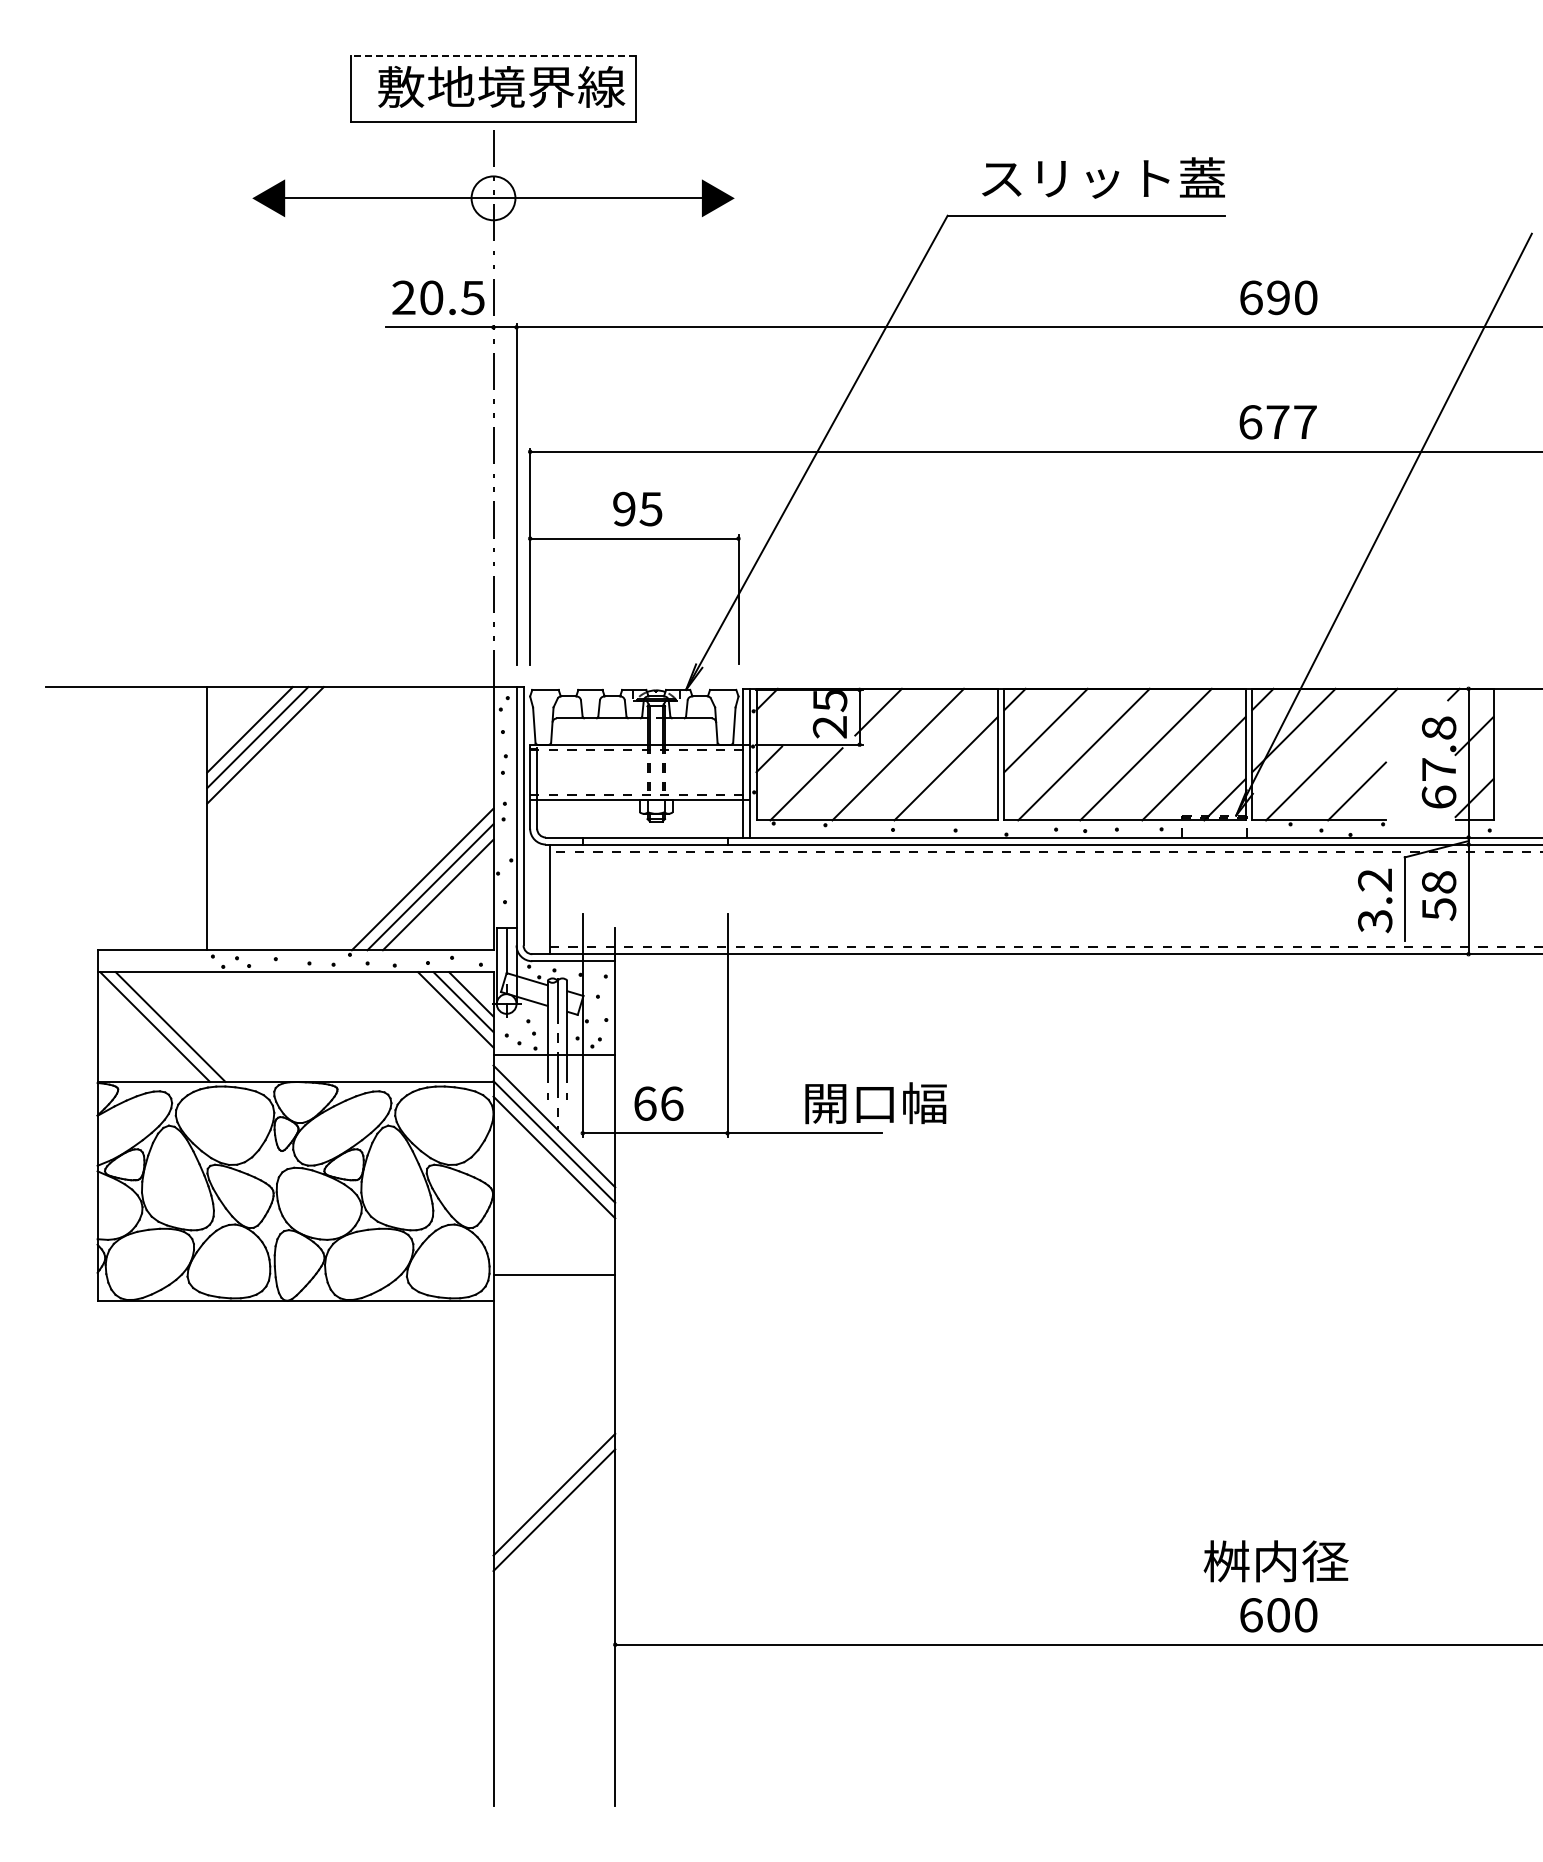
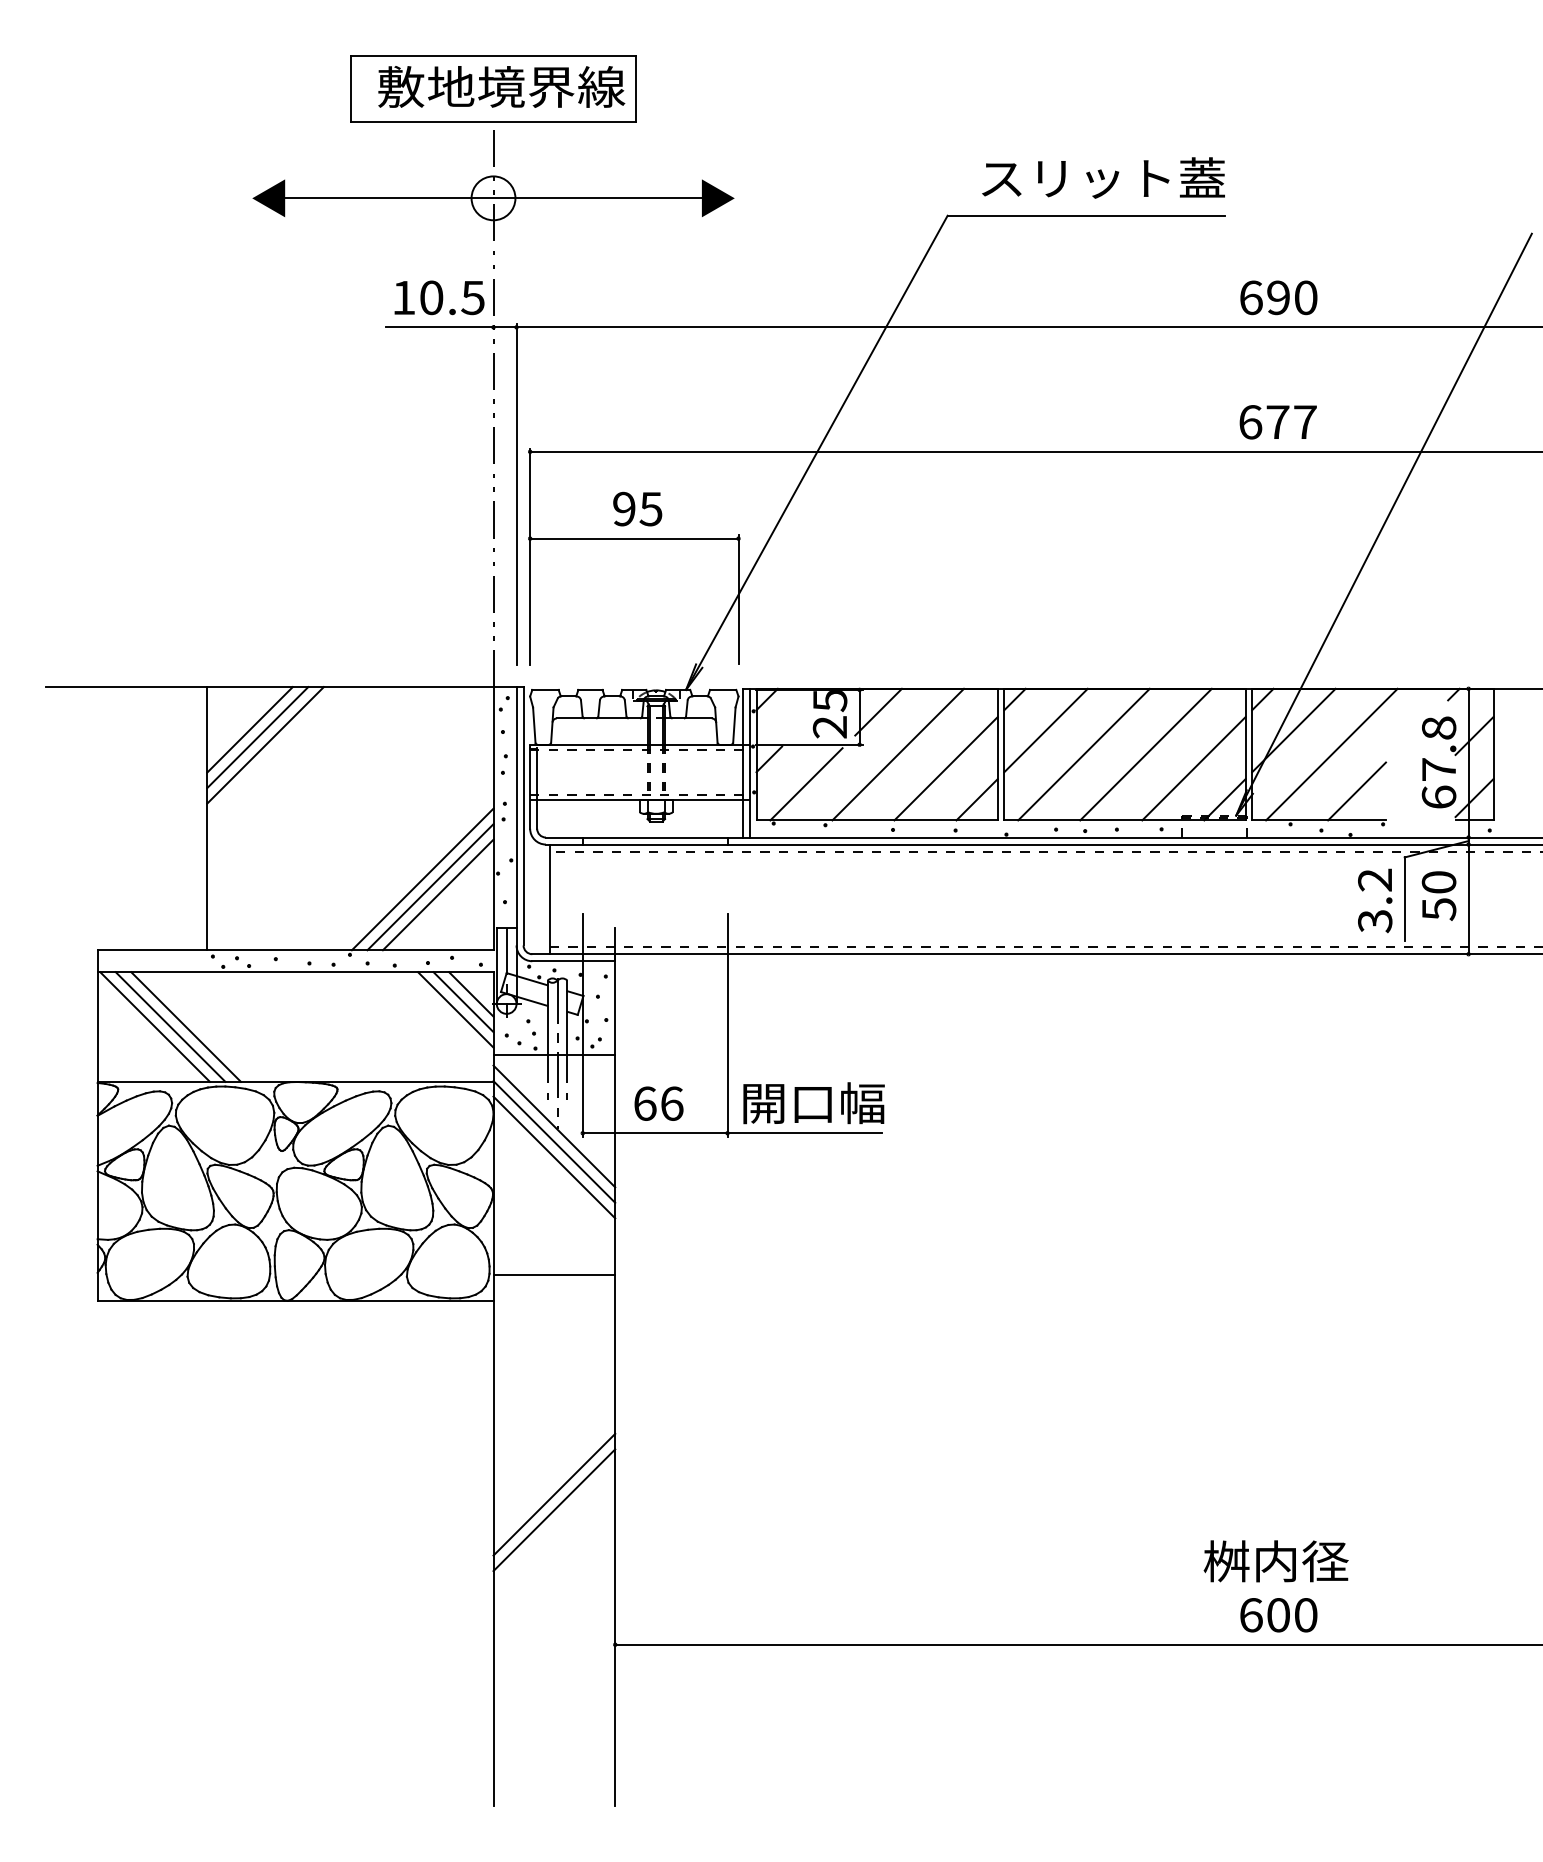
line: dashed -> solid (493, 55)
text: 20.5 -> 10.5 (403, 297)
line: none -> present (976, 799)
text: 58 -> 50 (1438, 882)
line: none -> present (185, 1026)
text position: (875, 1103) -> (813, 1103) (813, 1103)
